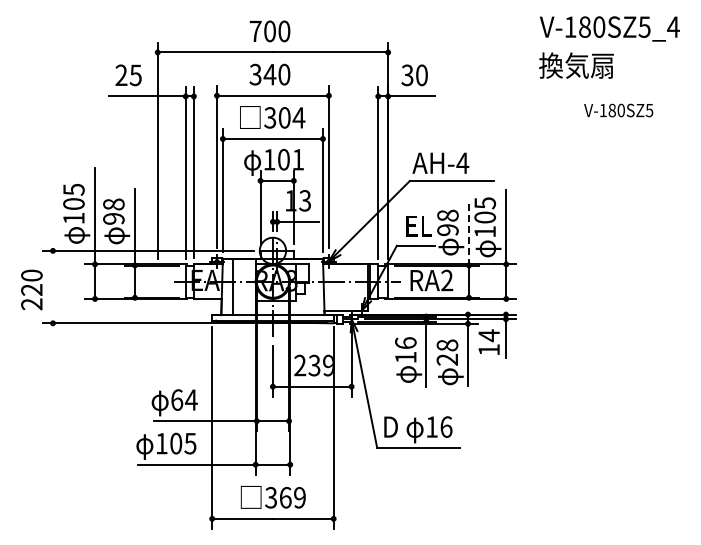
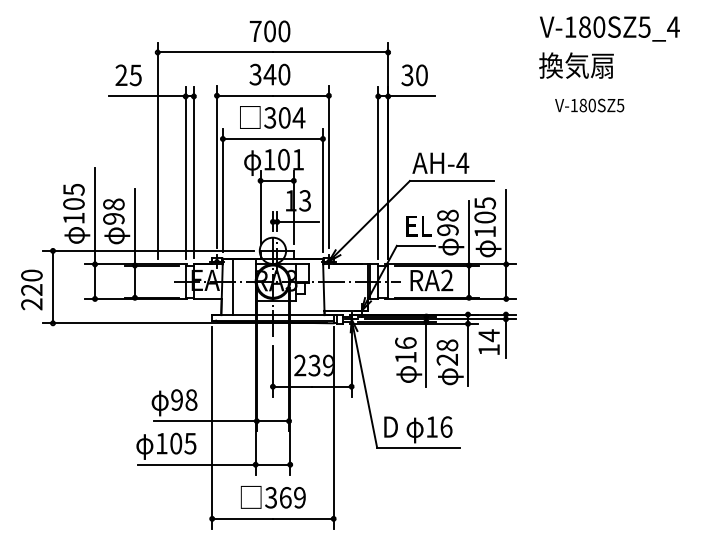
text position: (618, 110) -> (589, 105) (589, 105)
line: dashed -> solid (469, 232)
line: none -> present (53, 286)
text: 64 -> 98 (184, 399)
